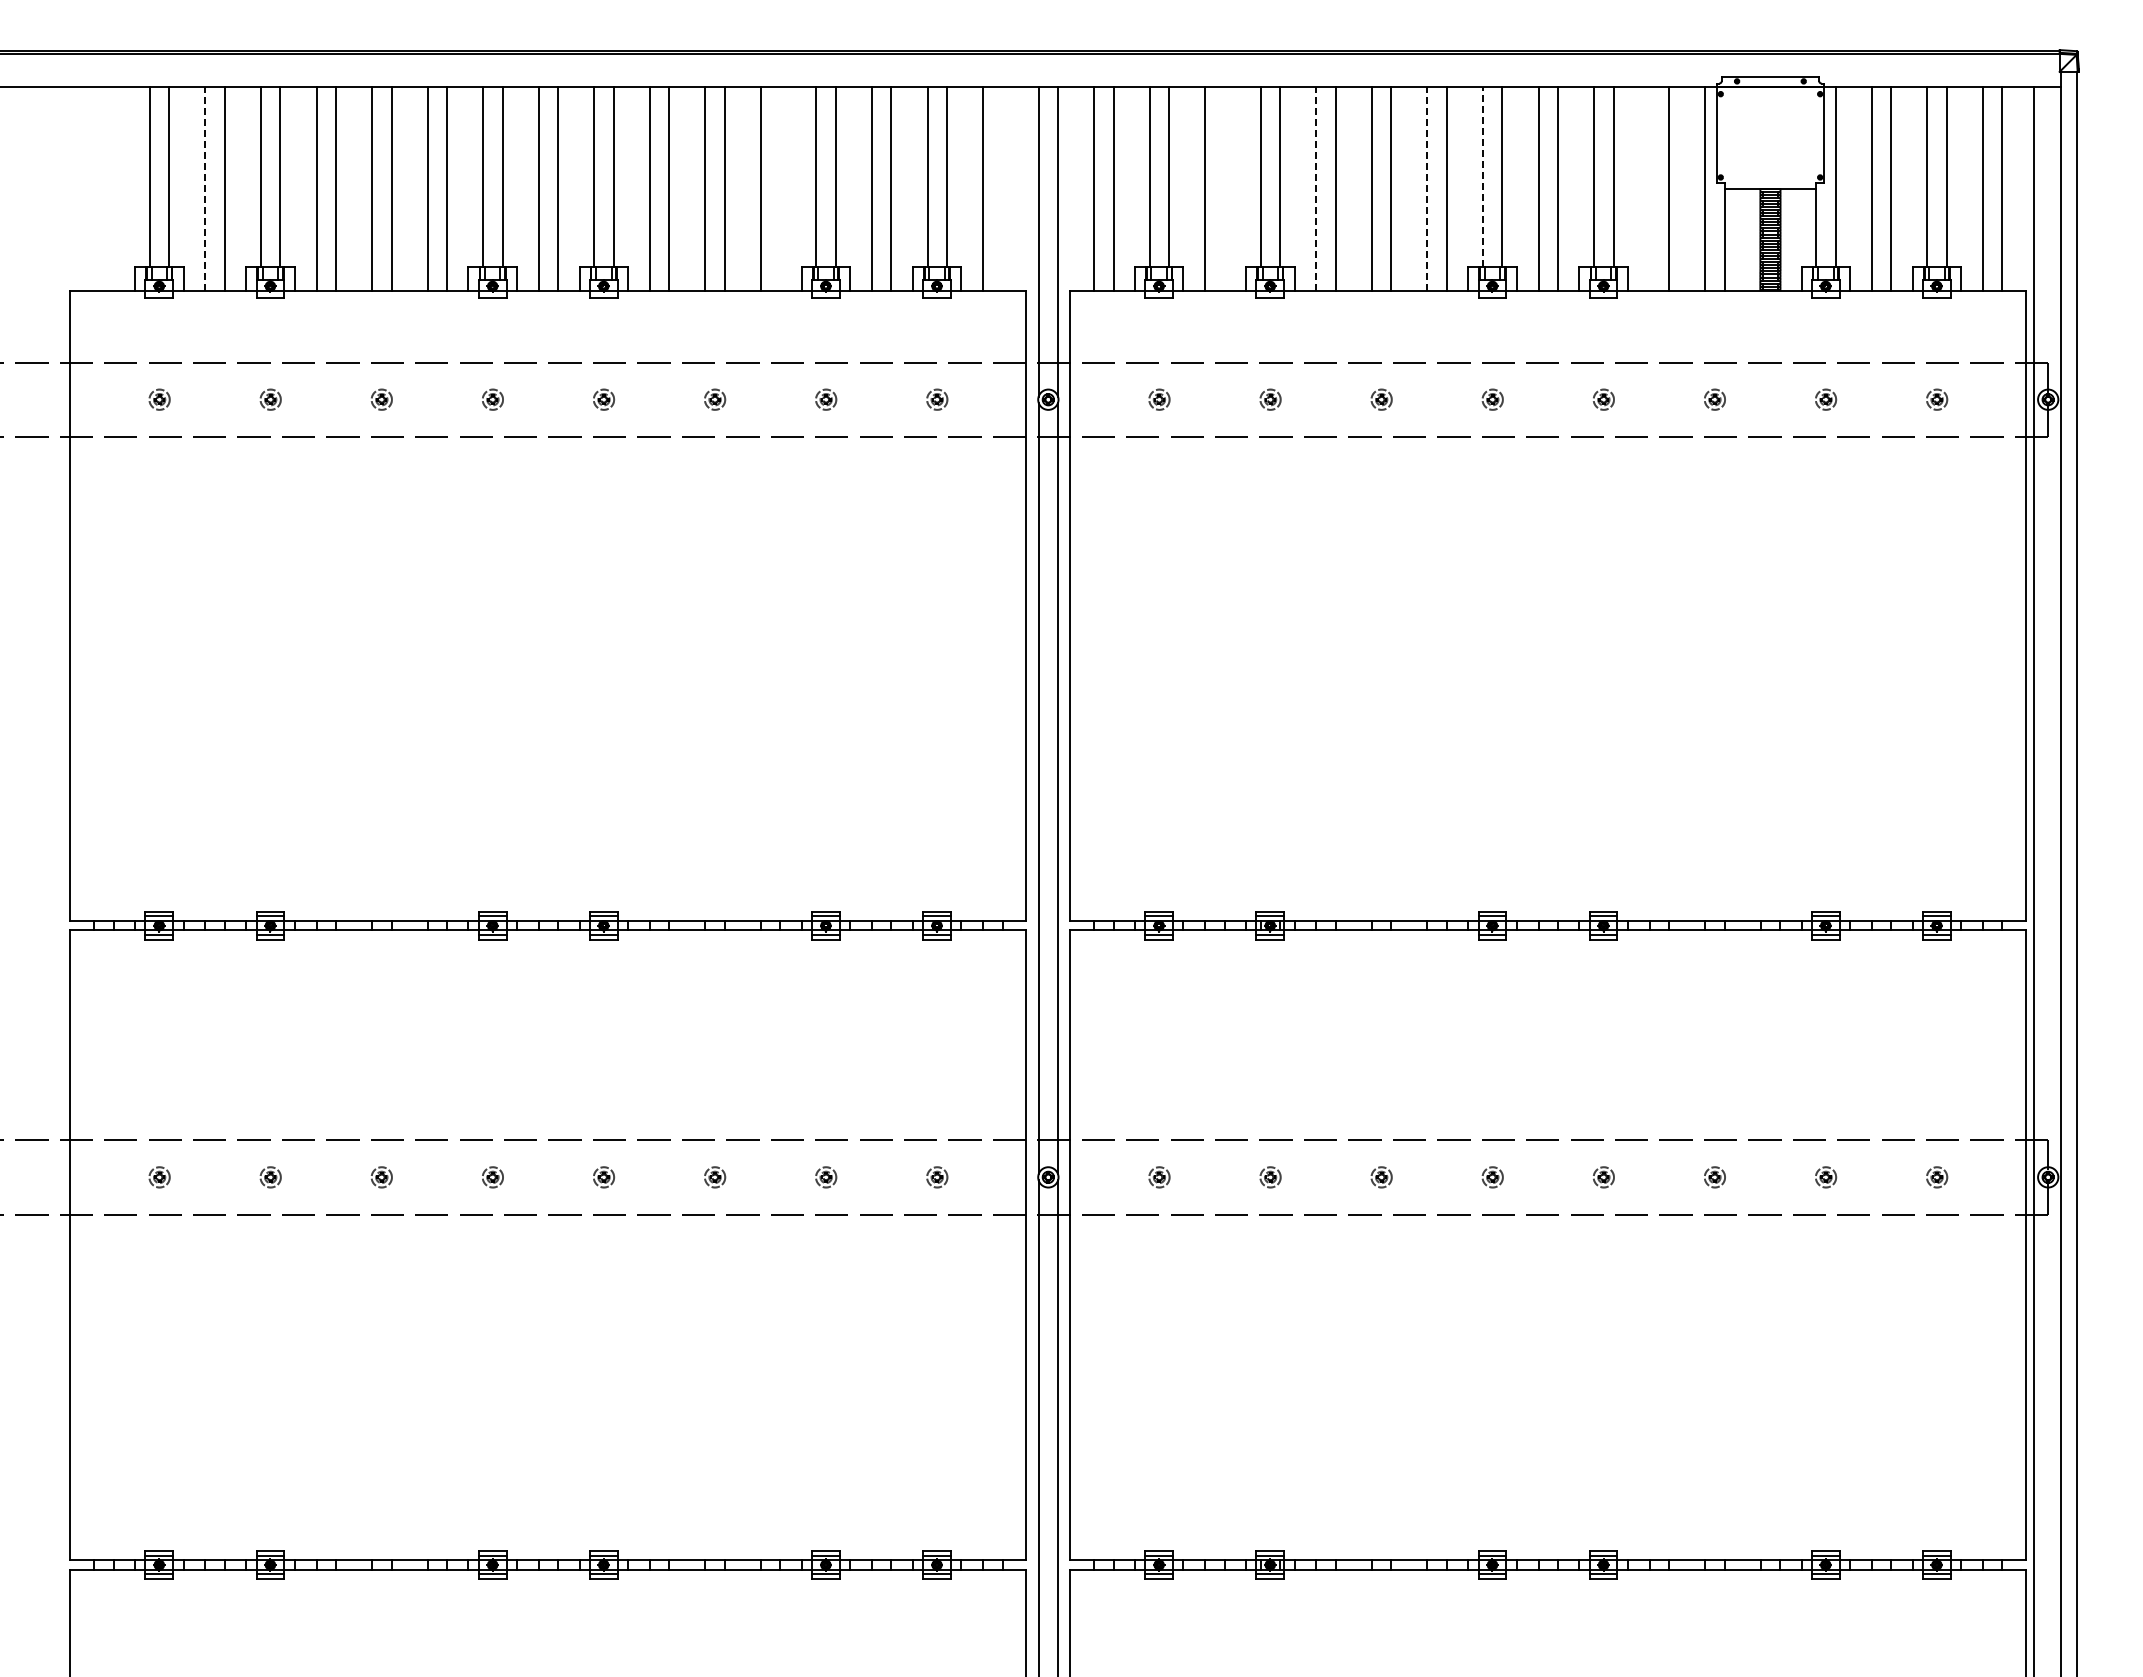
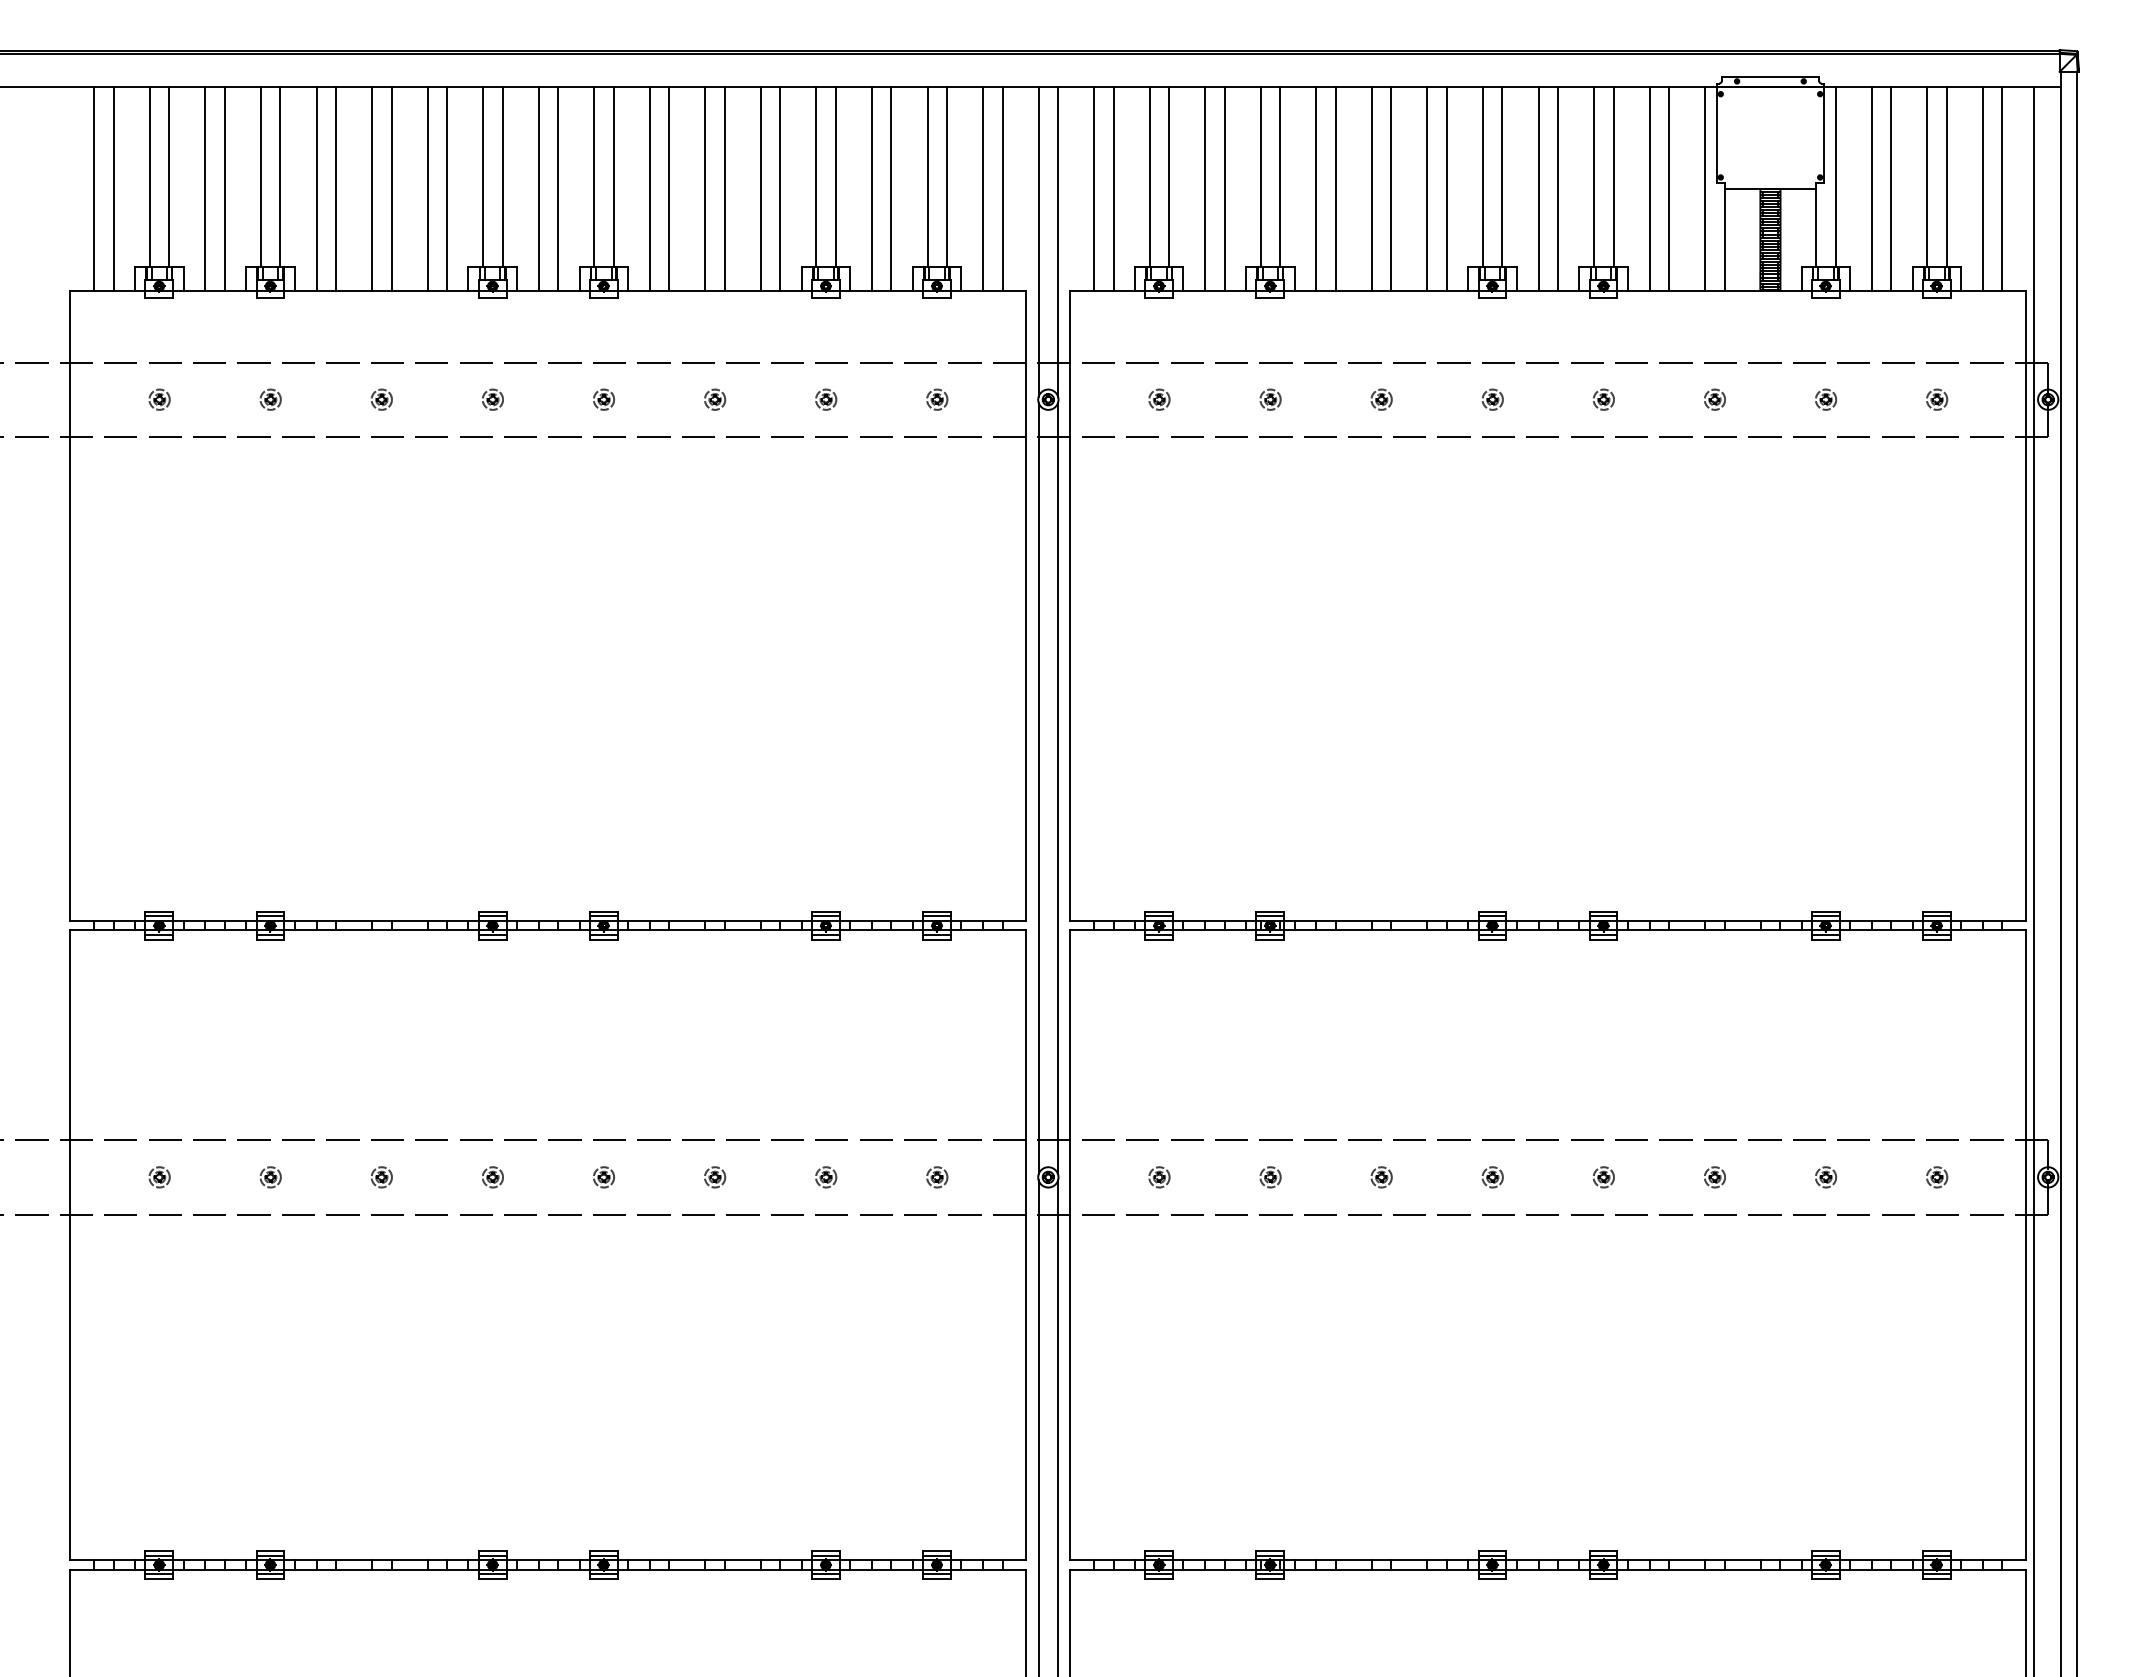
line: dashed -> solid (1483, 176)
line: none -> present (94, 188)
line: none -> present (113, 188)
line: dashed -> solid (205, 188)
line: none -> present (780, 188)
line: none -> present (1002, 188)
line: none -> present (1224, 188)
line: dashed -> solid (1316, 188)
line: dashed -> solid (1427, 188)
line: none -> present (1649, 188)
